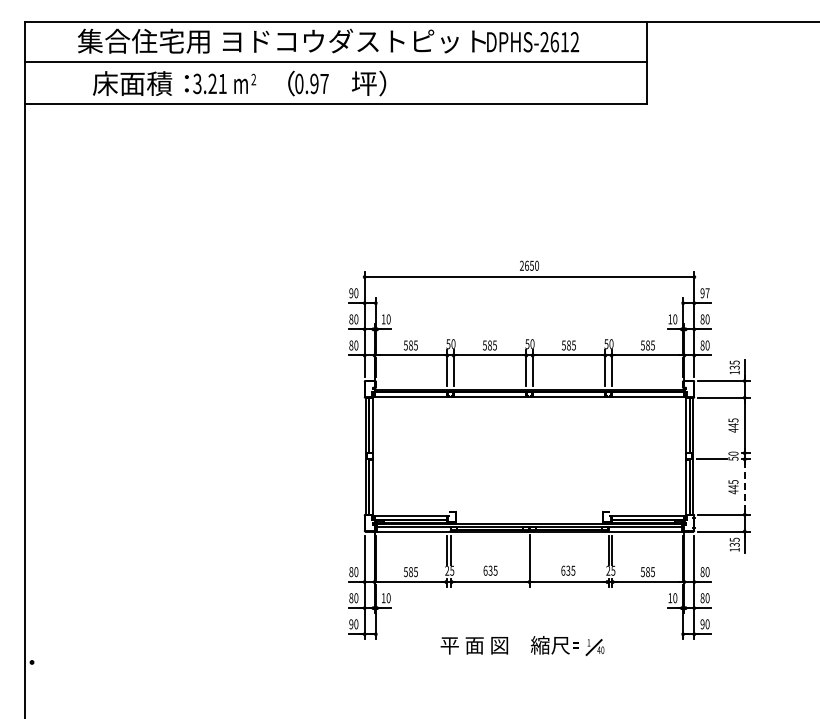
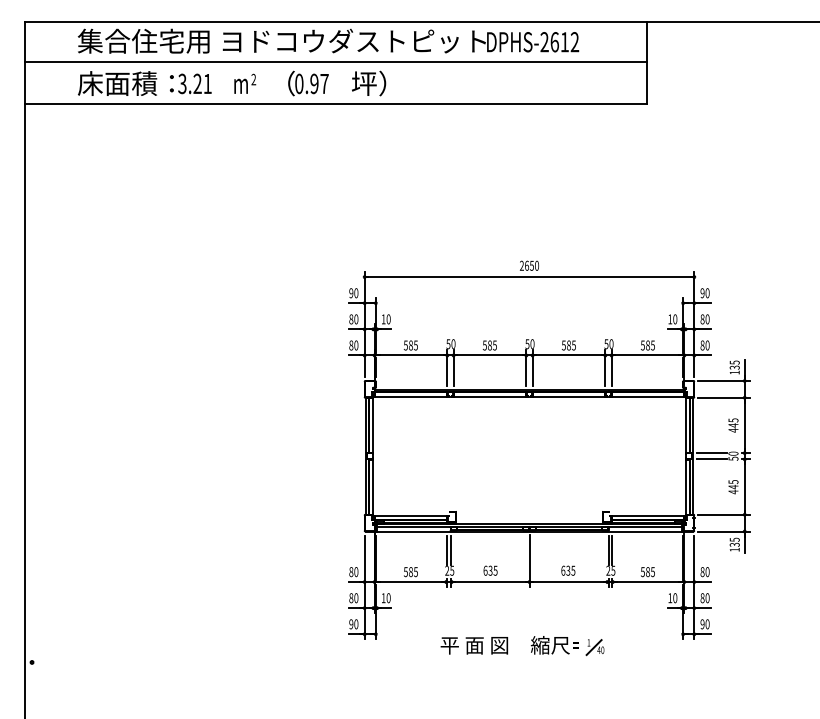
text position: (159, 83) -> (144, 83) (144, 83)
text: 97 -> 90 (707, 293)
line: none -> present (712, 453)
line: dashed -> solid (744, 486)
